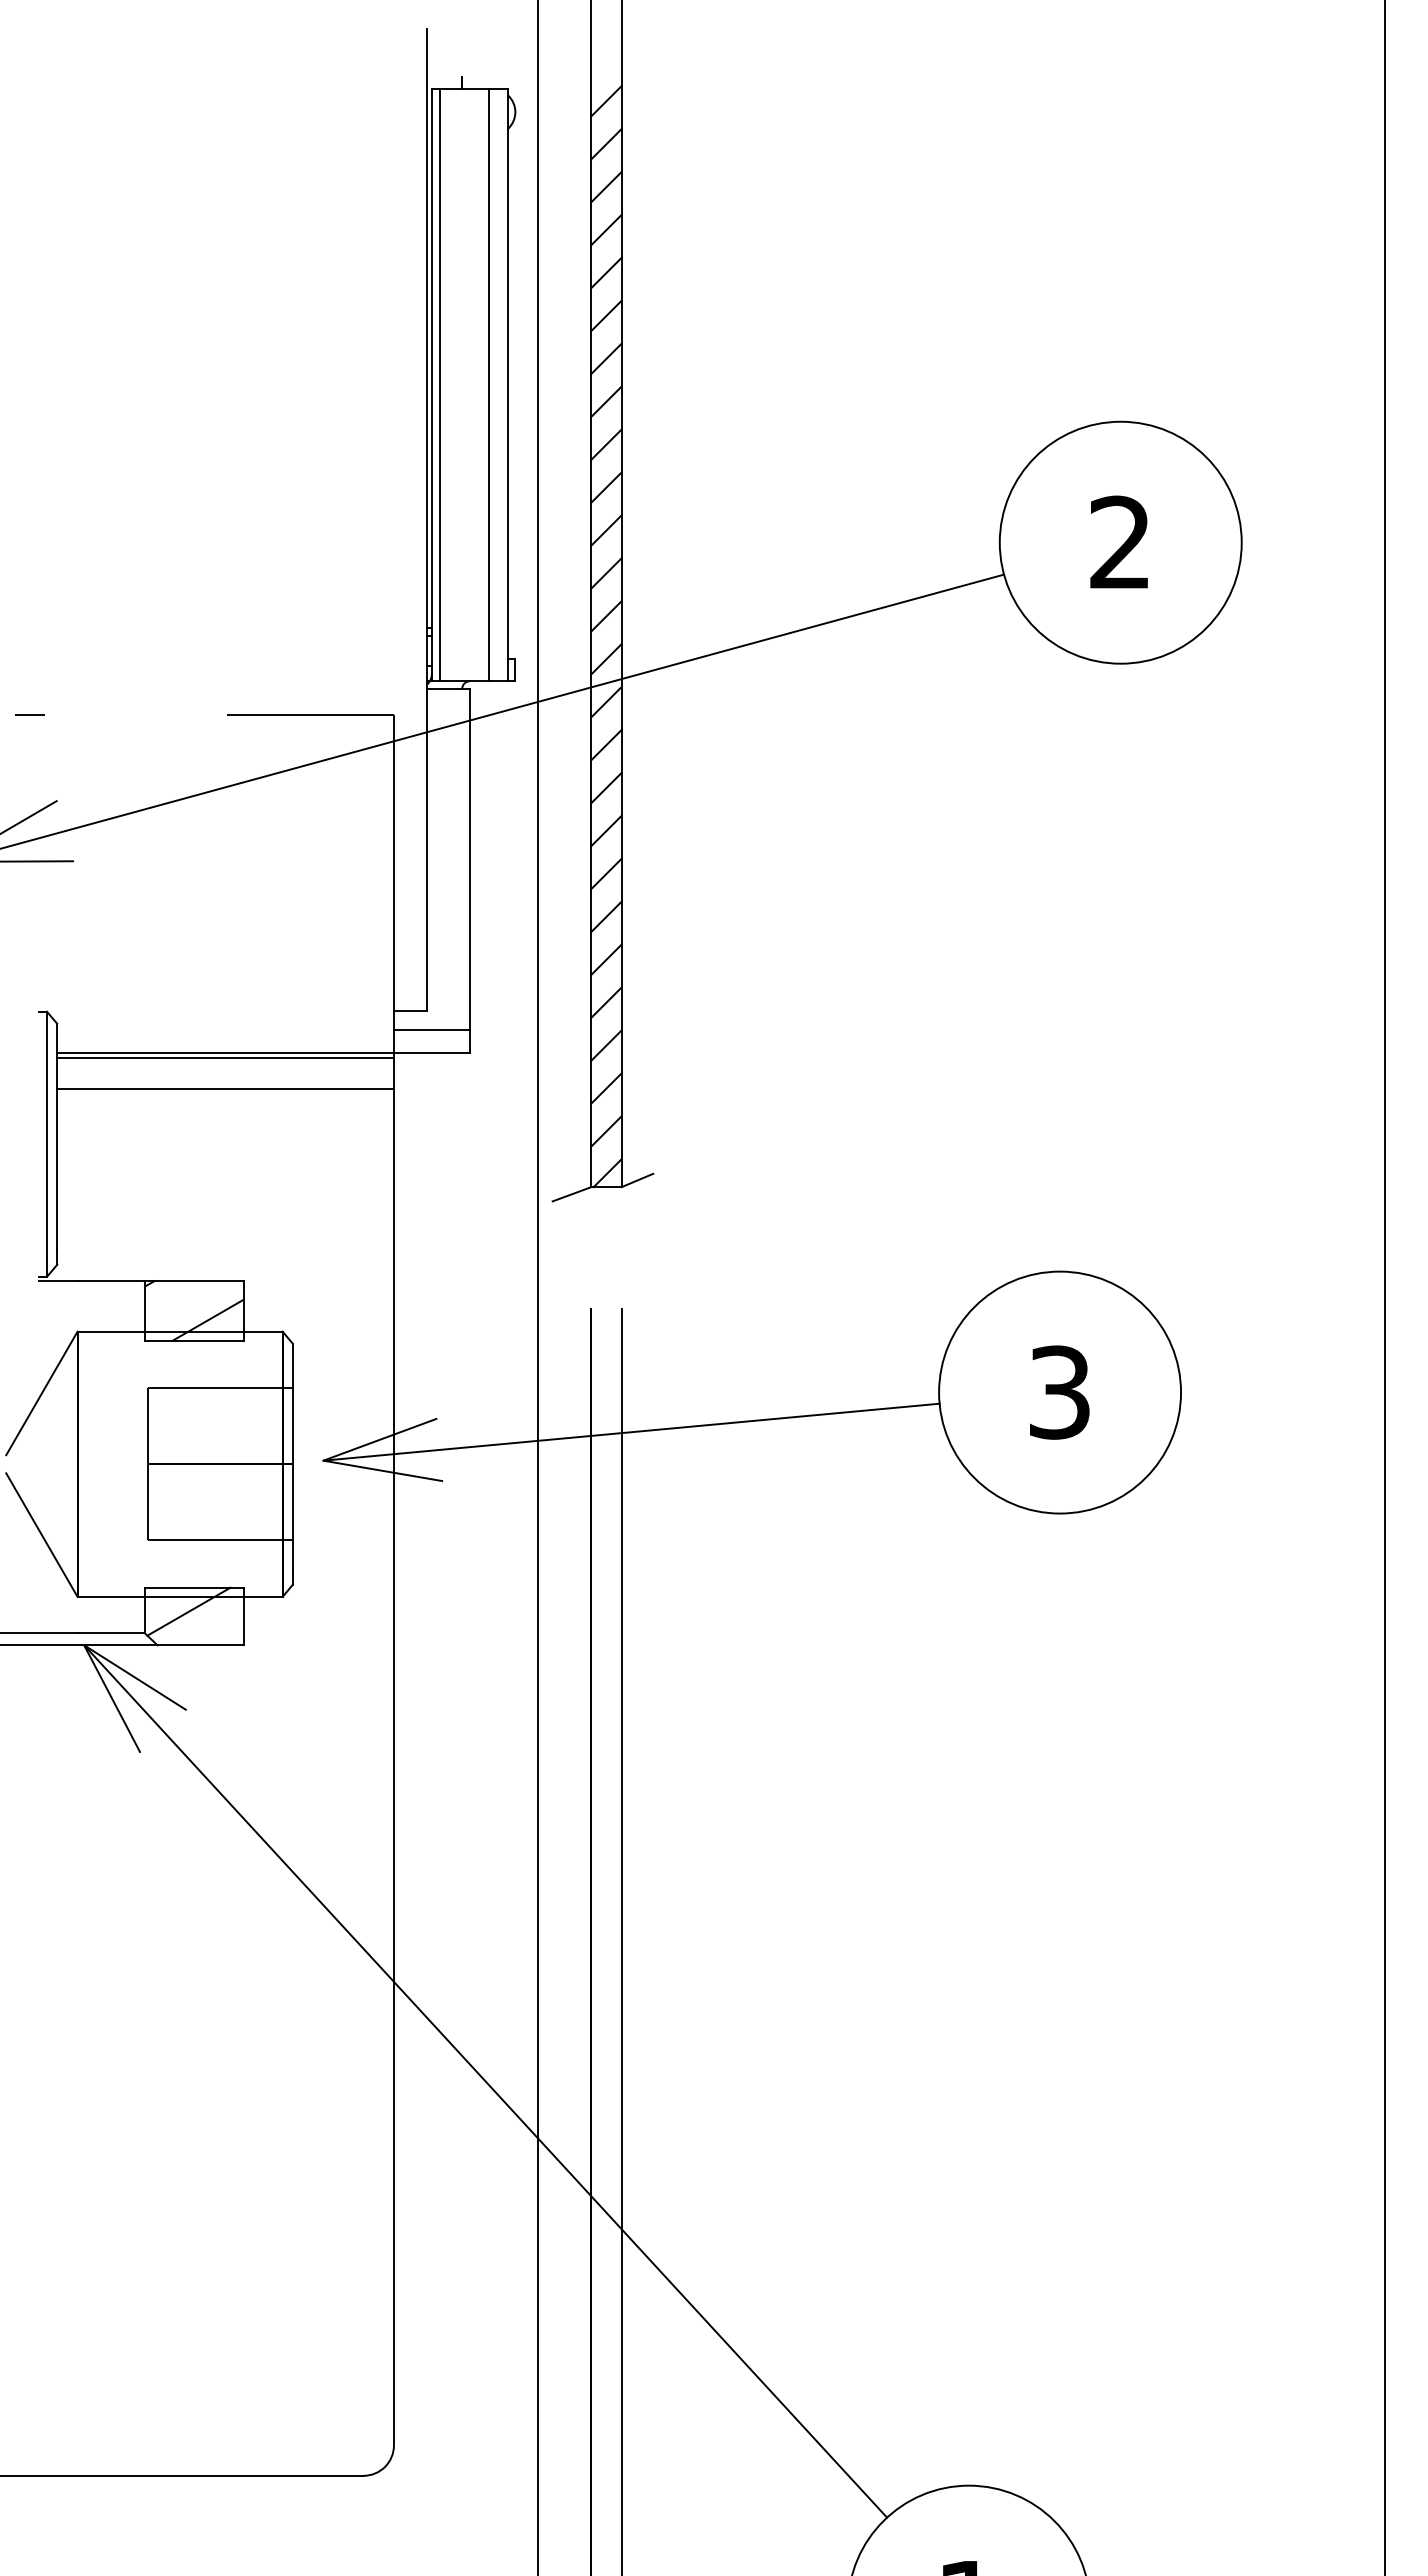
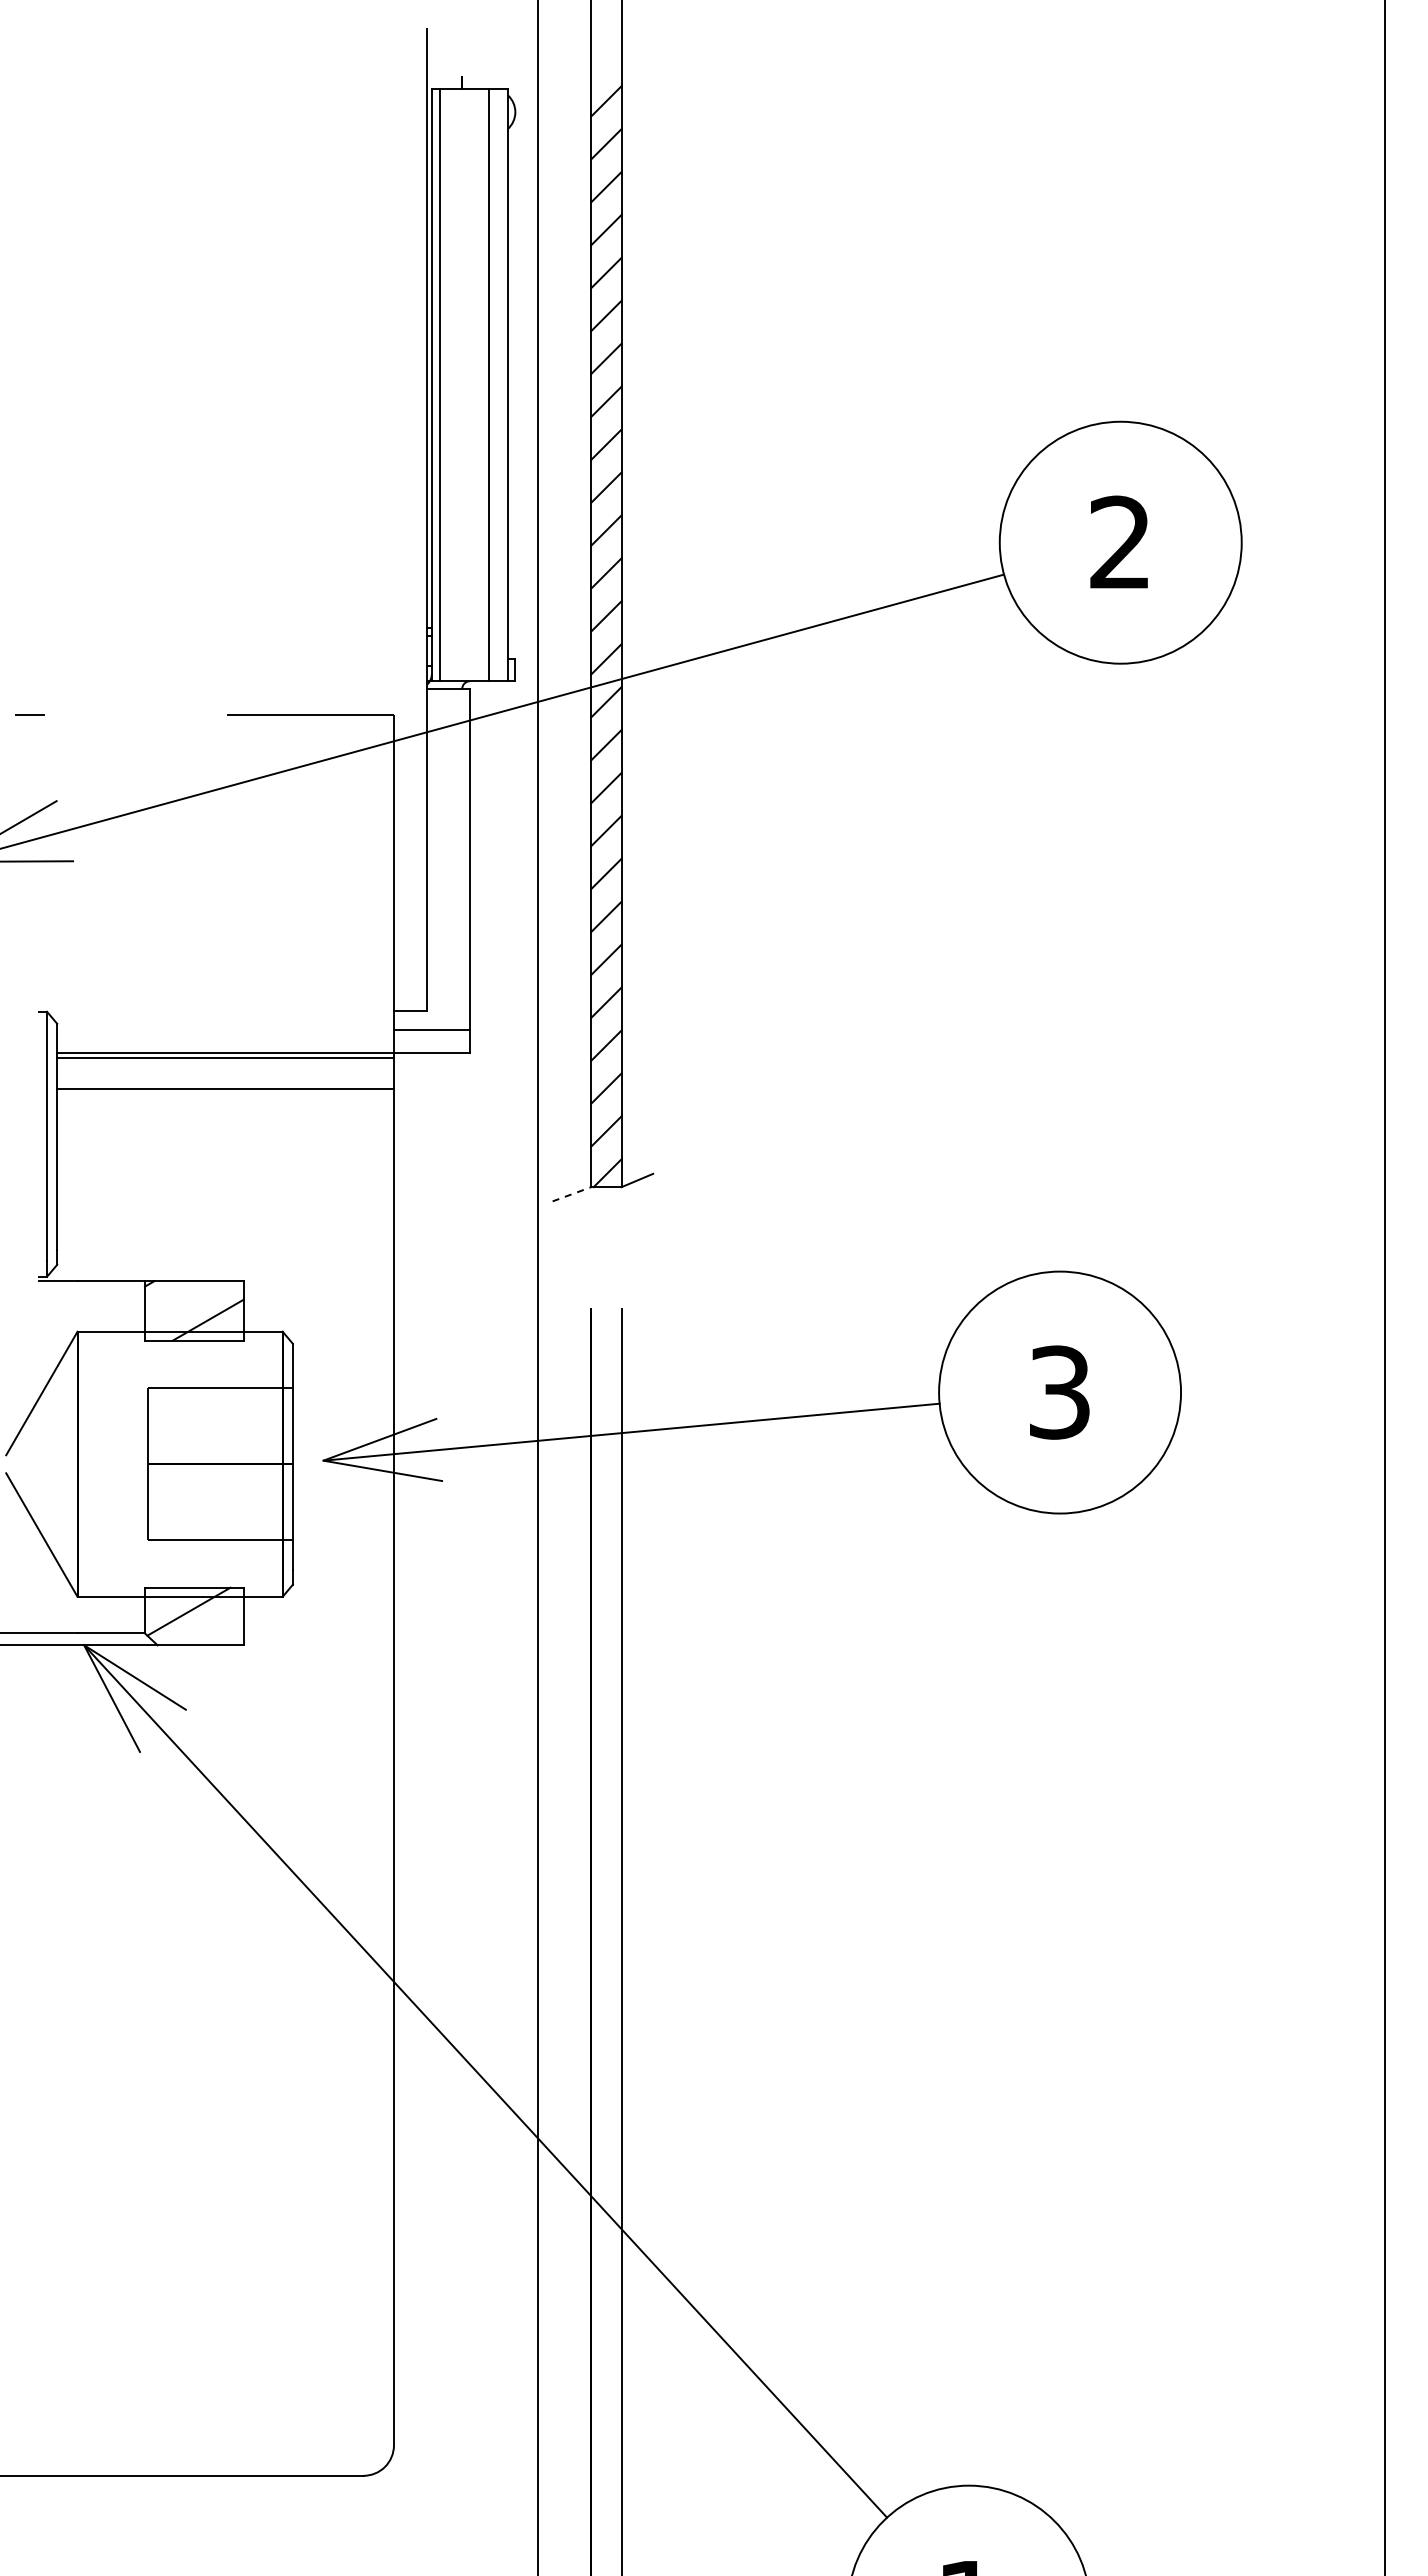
line: solid -> dashed (571, 1194)
